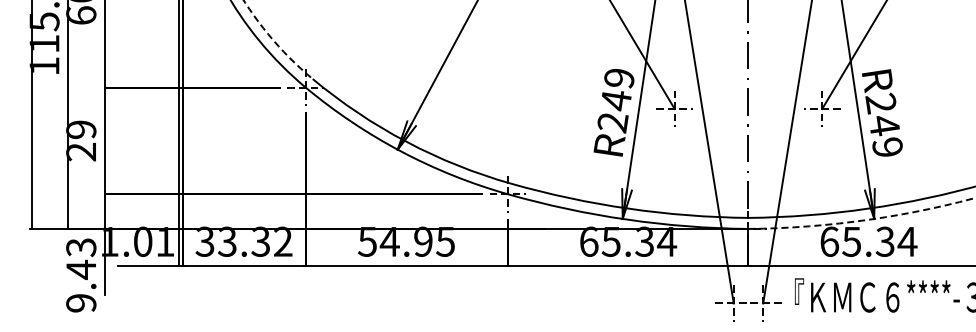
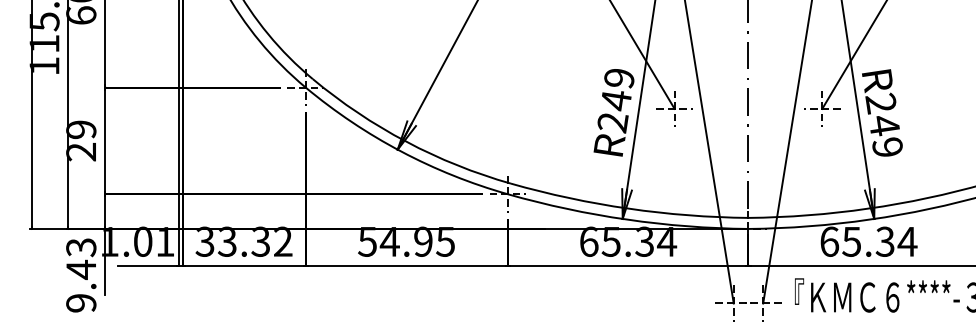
arc: dashed -> solid (275, 42)
arc: dashed -> solid (864, 220)
